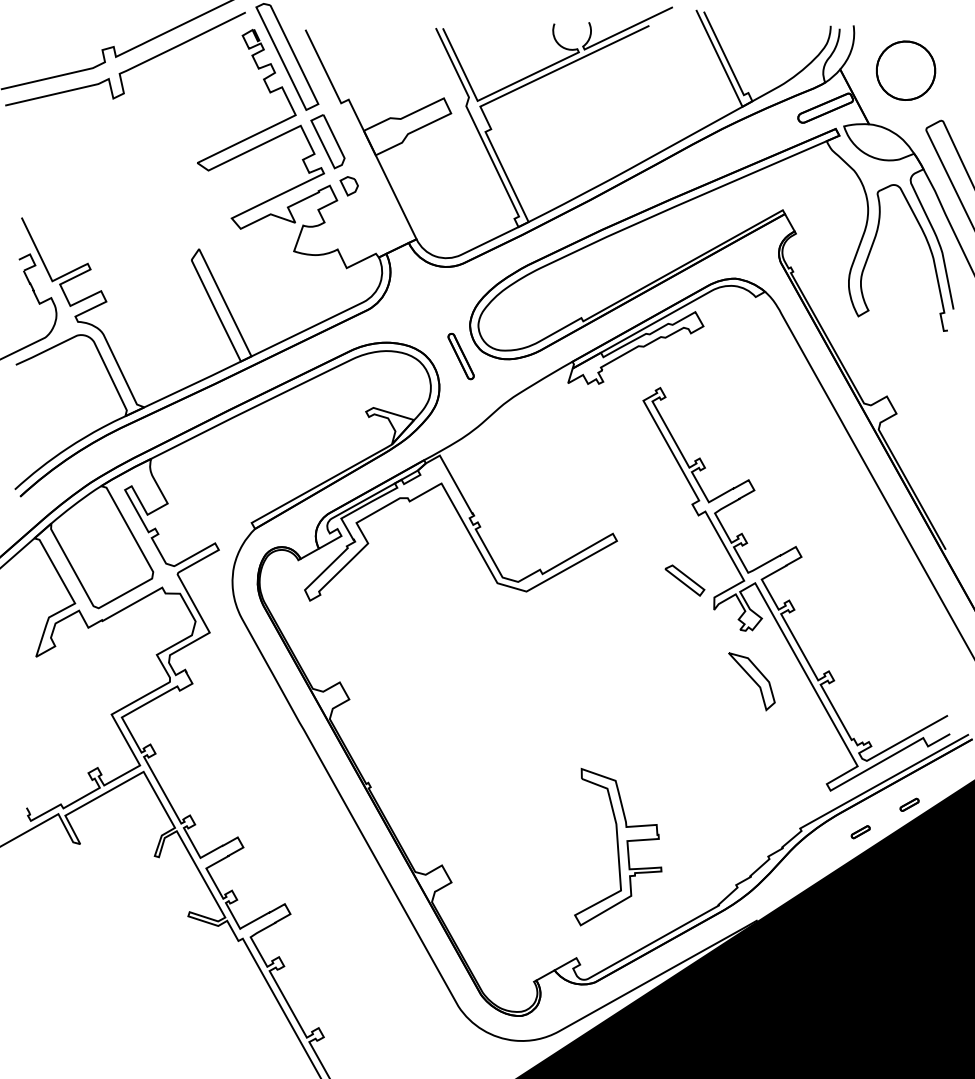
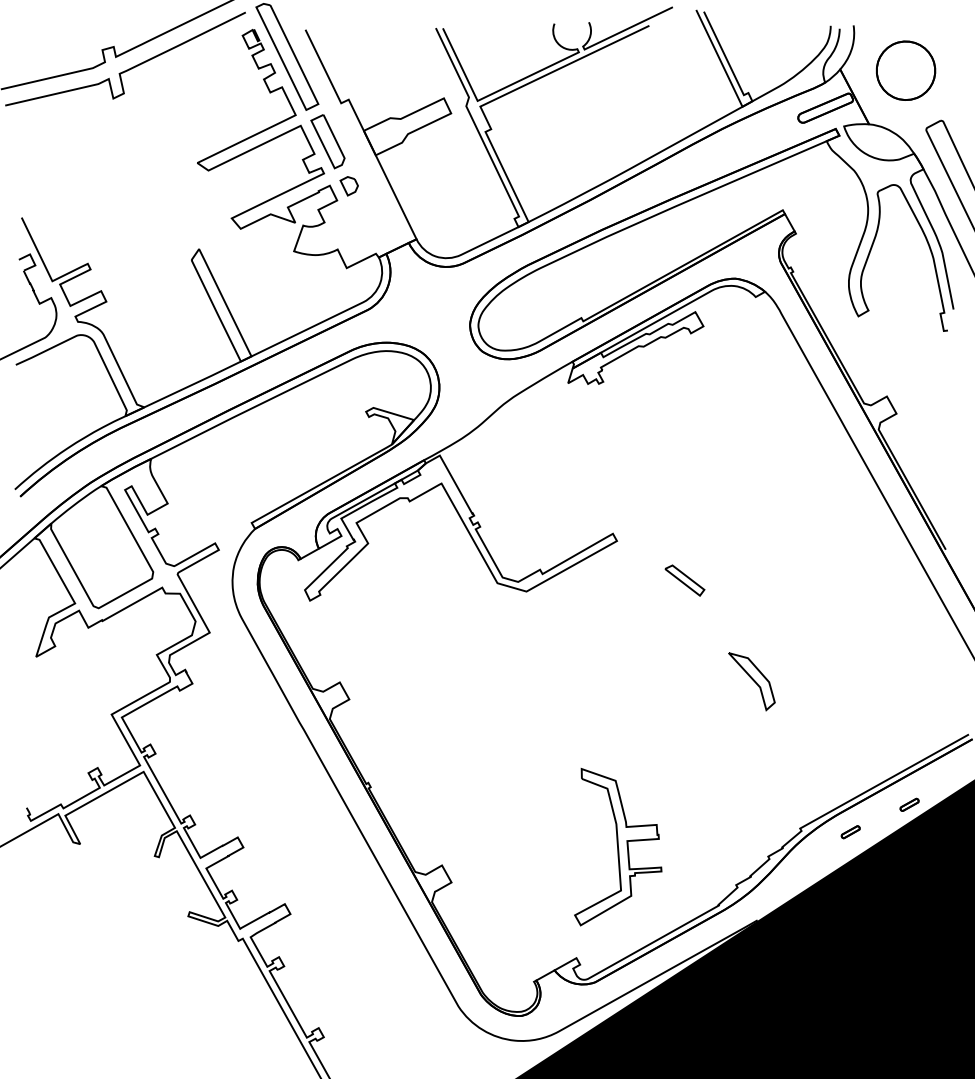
part: present -> none (460, 356)
curve: present -> none (789, 599)
part position: (860, 832) -> (850, 832) (850, 832)
